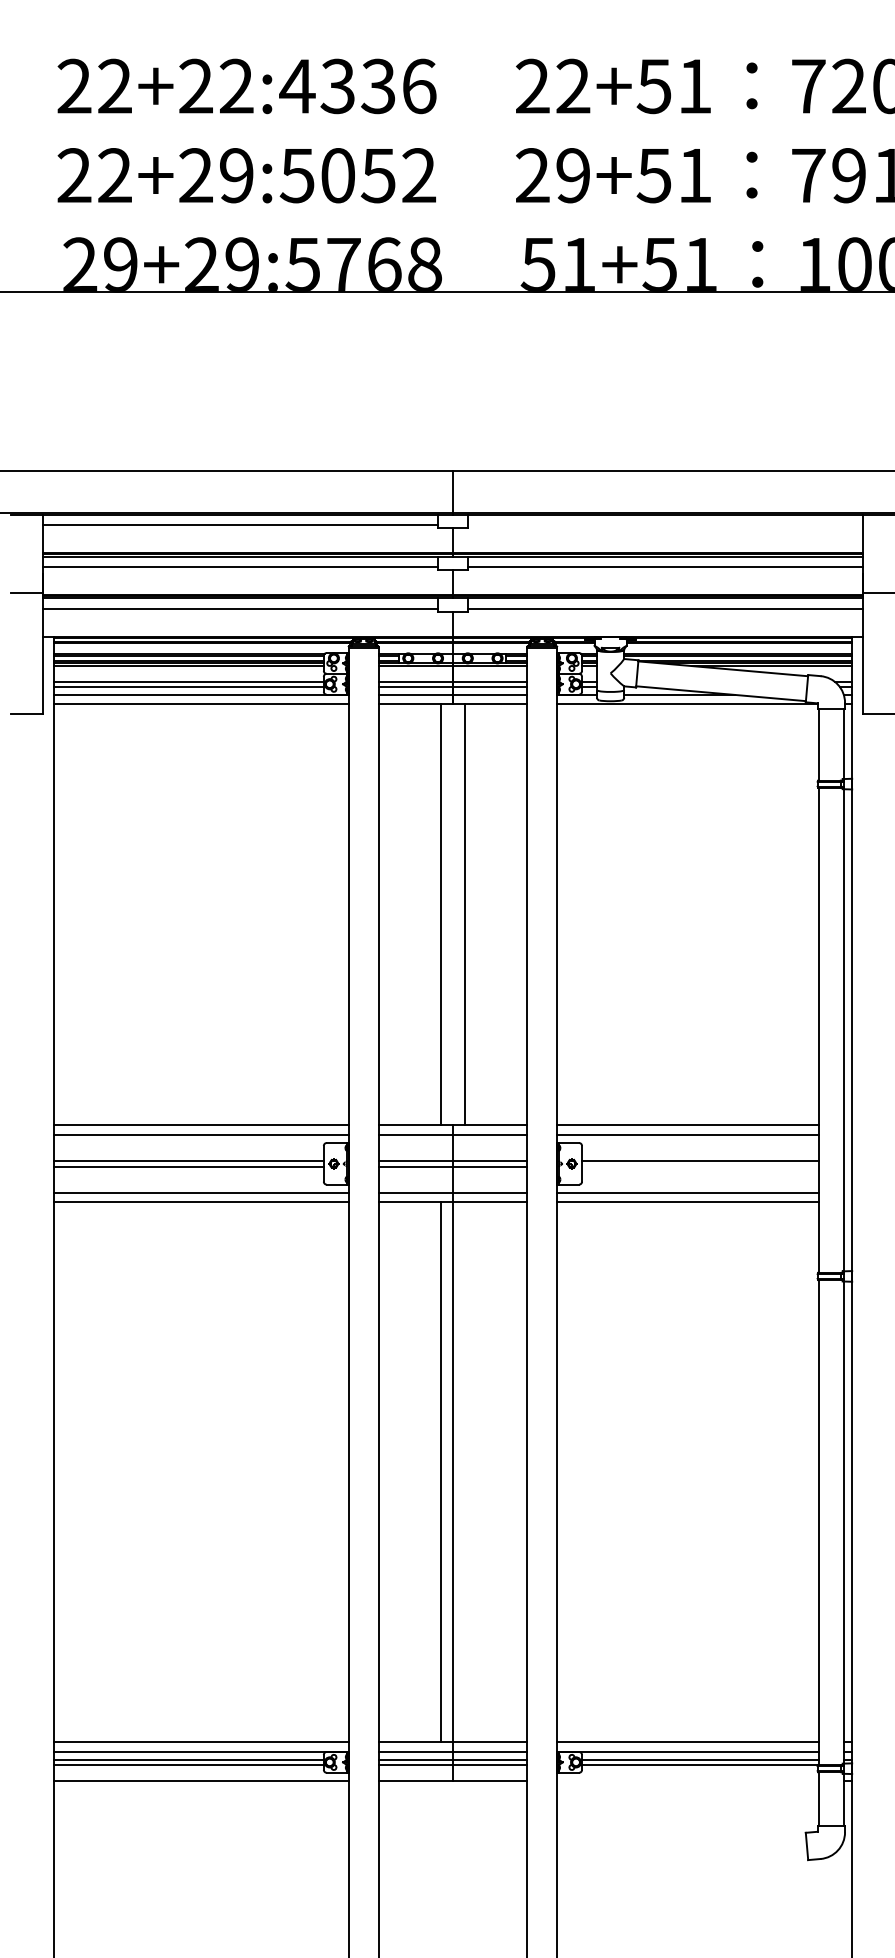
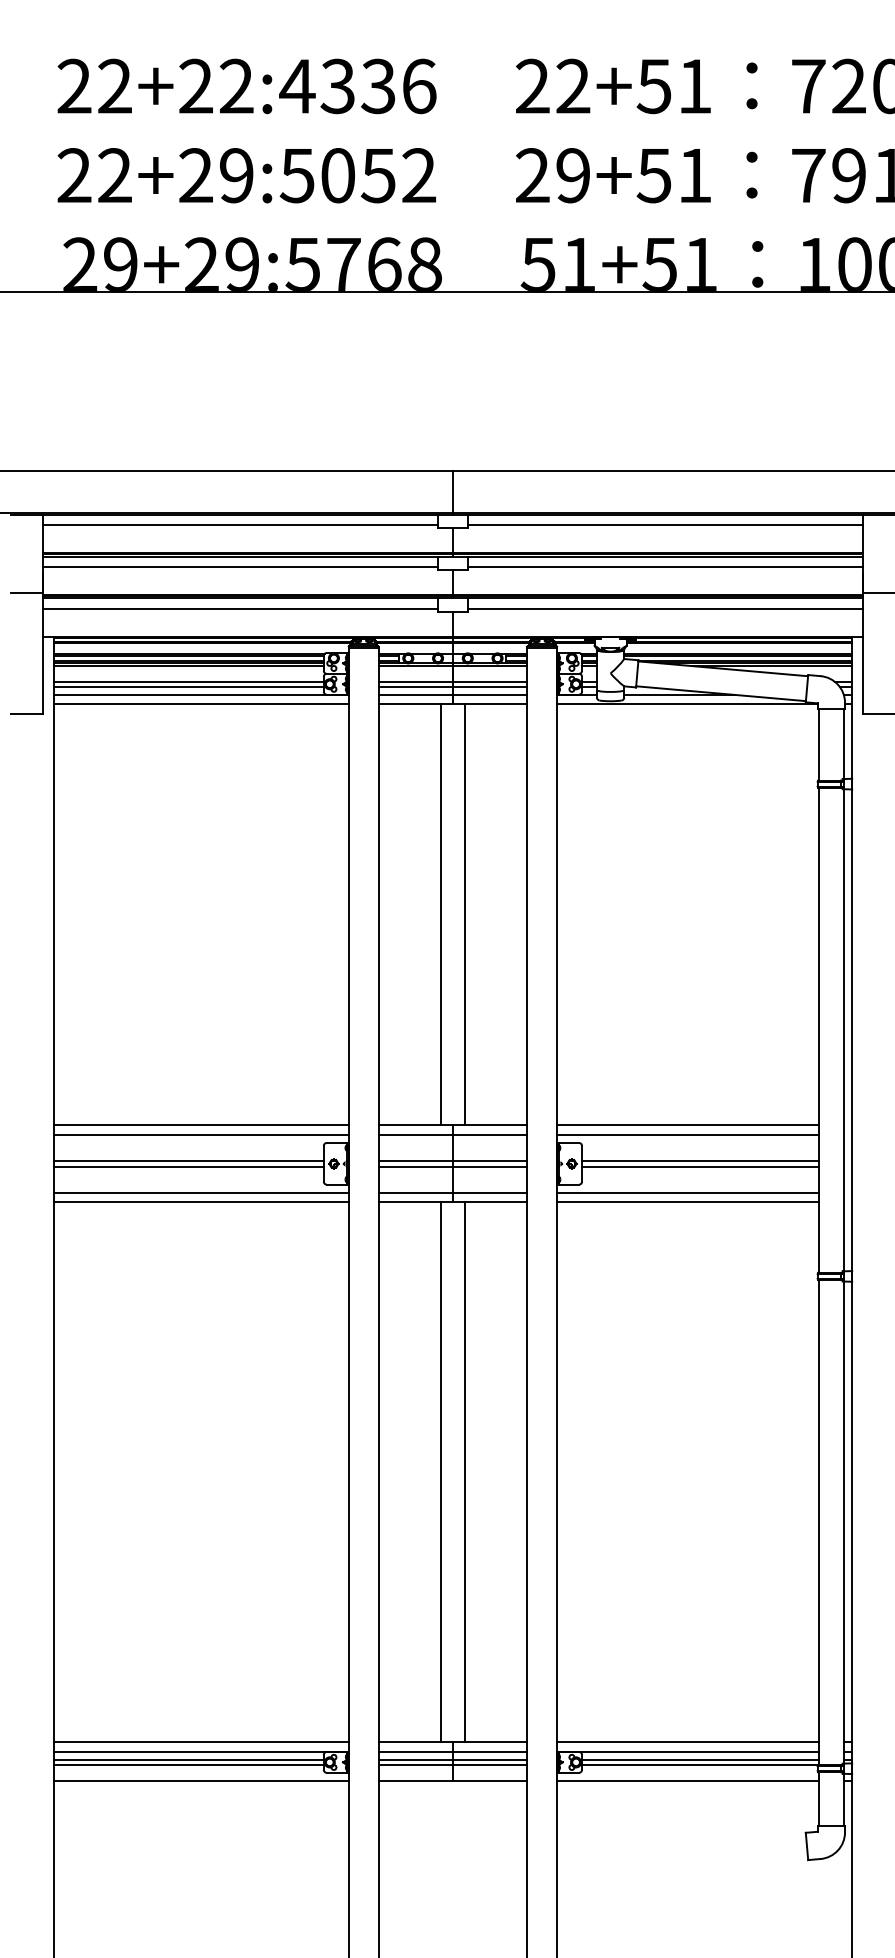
line: none -> present (664, 525)
line: none -> present (700, 1166)
line position: (452, 1472) -> (464, 1472) (464, 1472)
line: none -> present (687, 1780)
